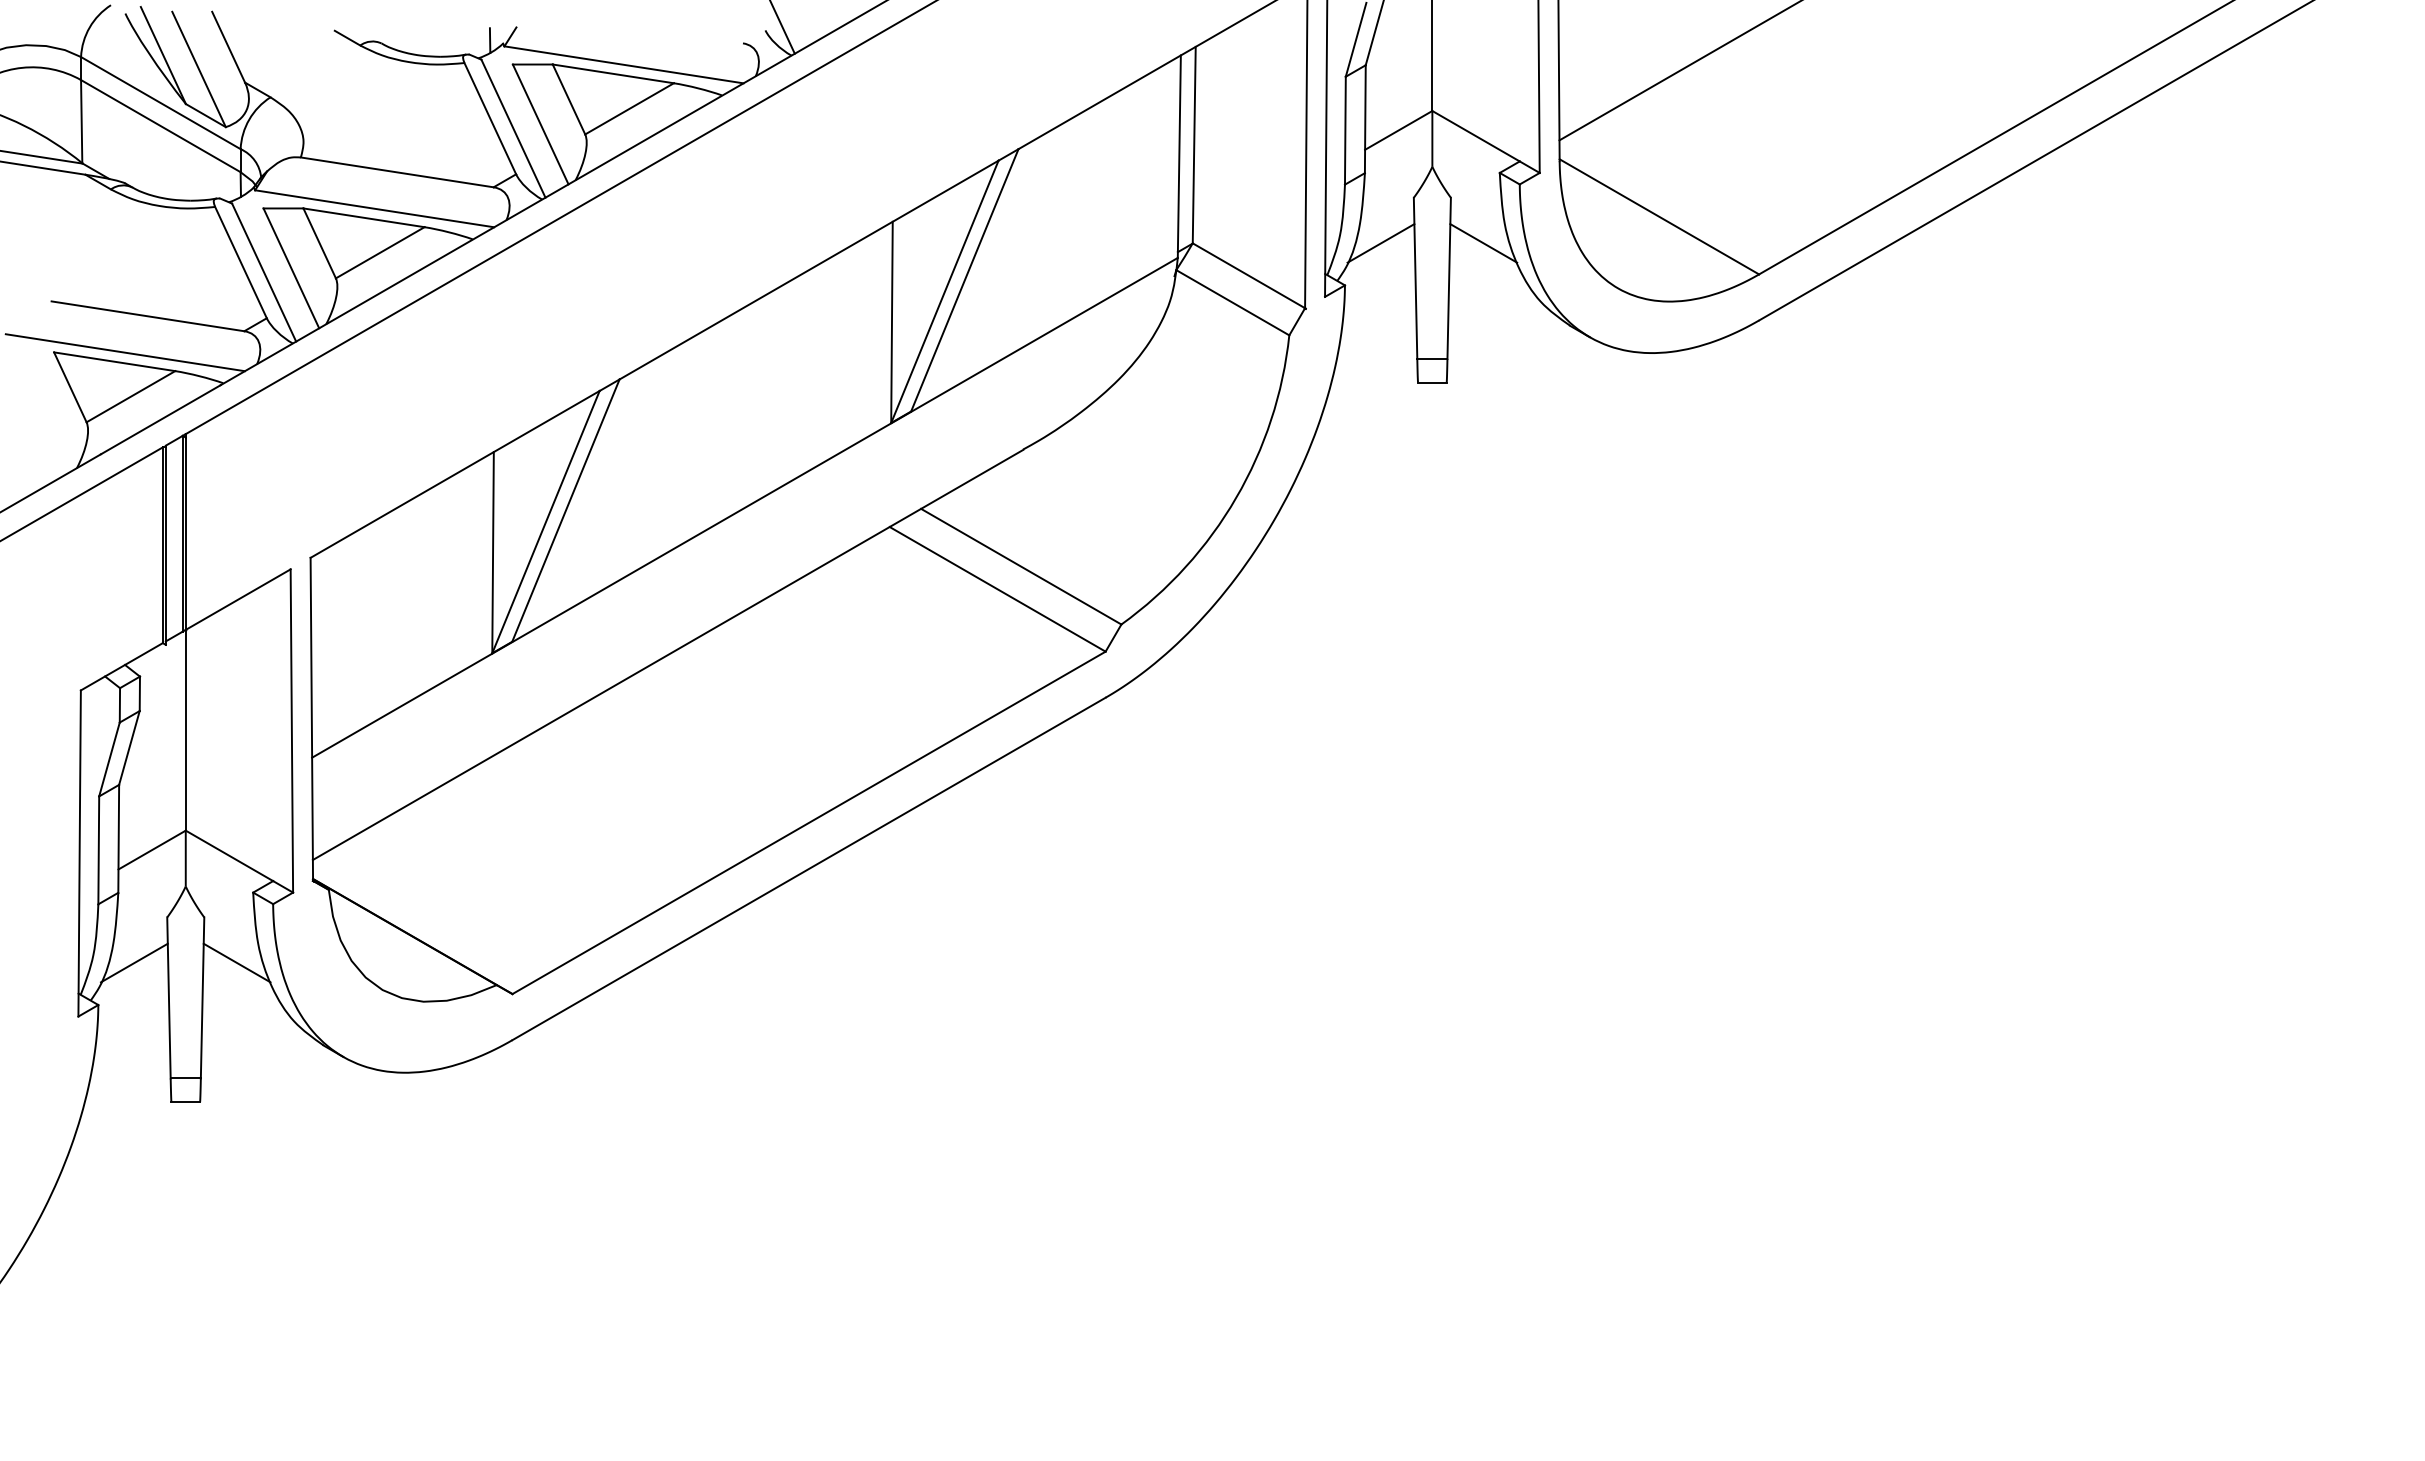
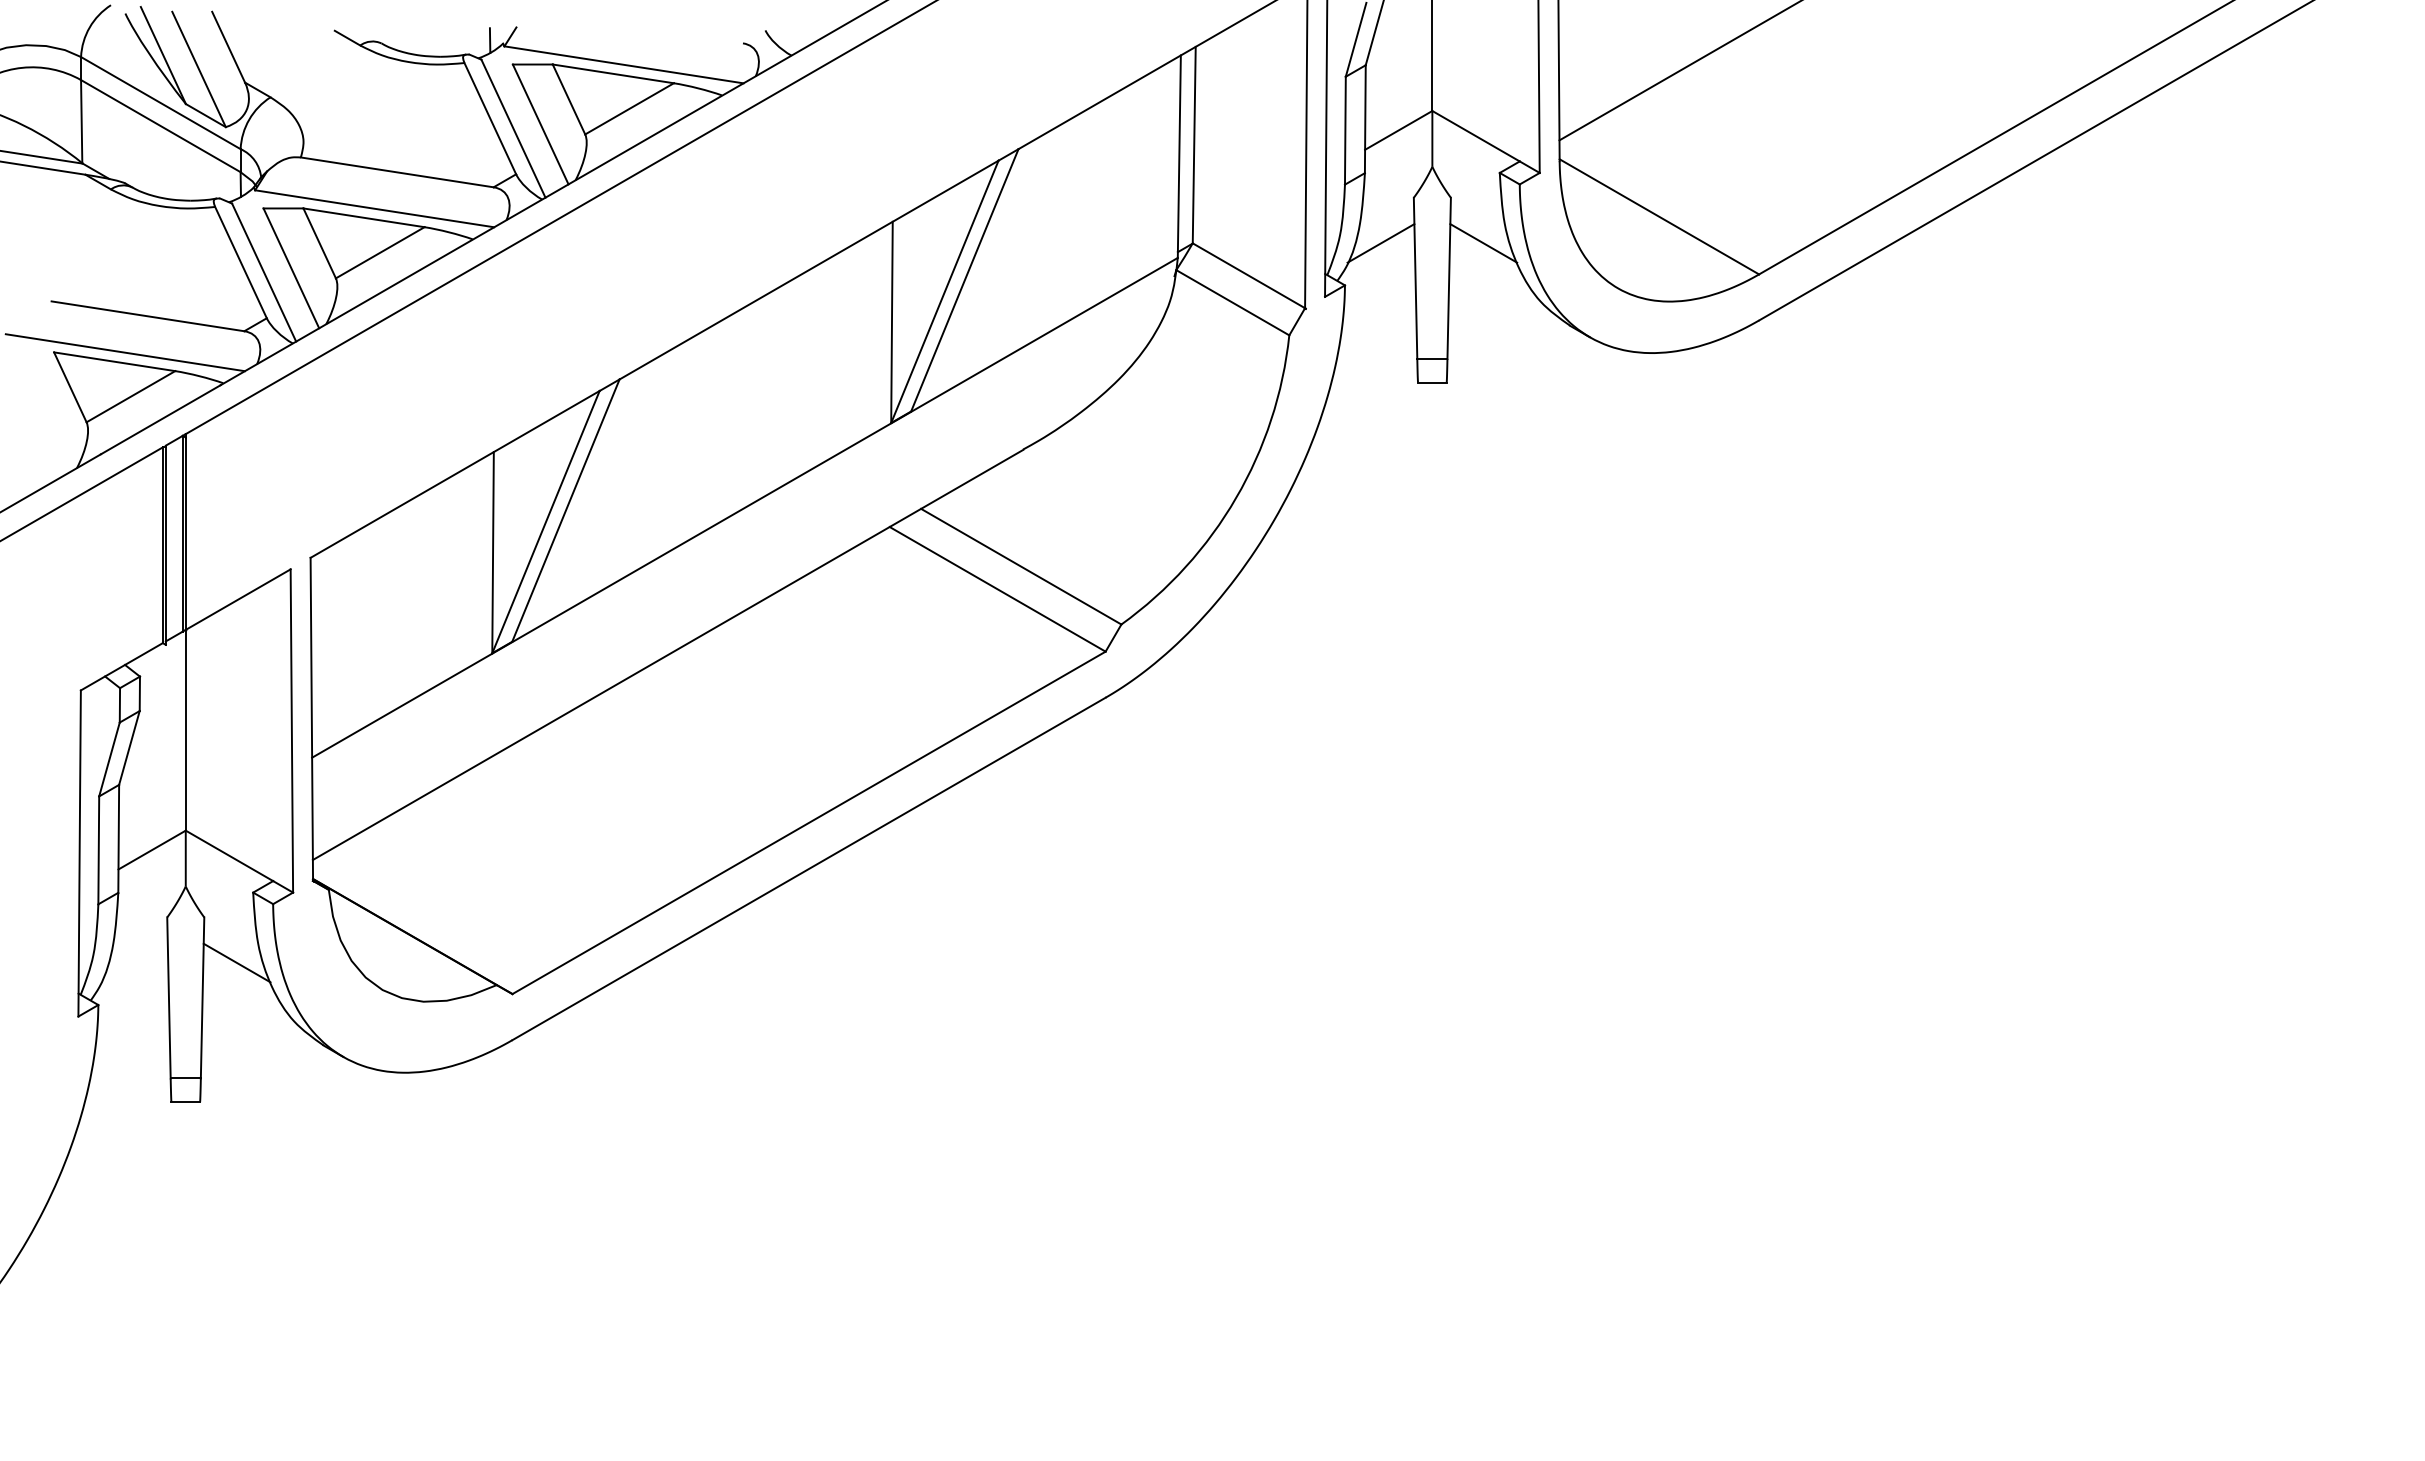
line: present -> none (782, 27)
line: present -> none (133, 962)
